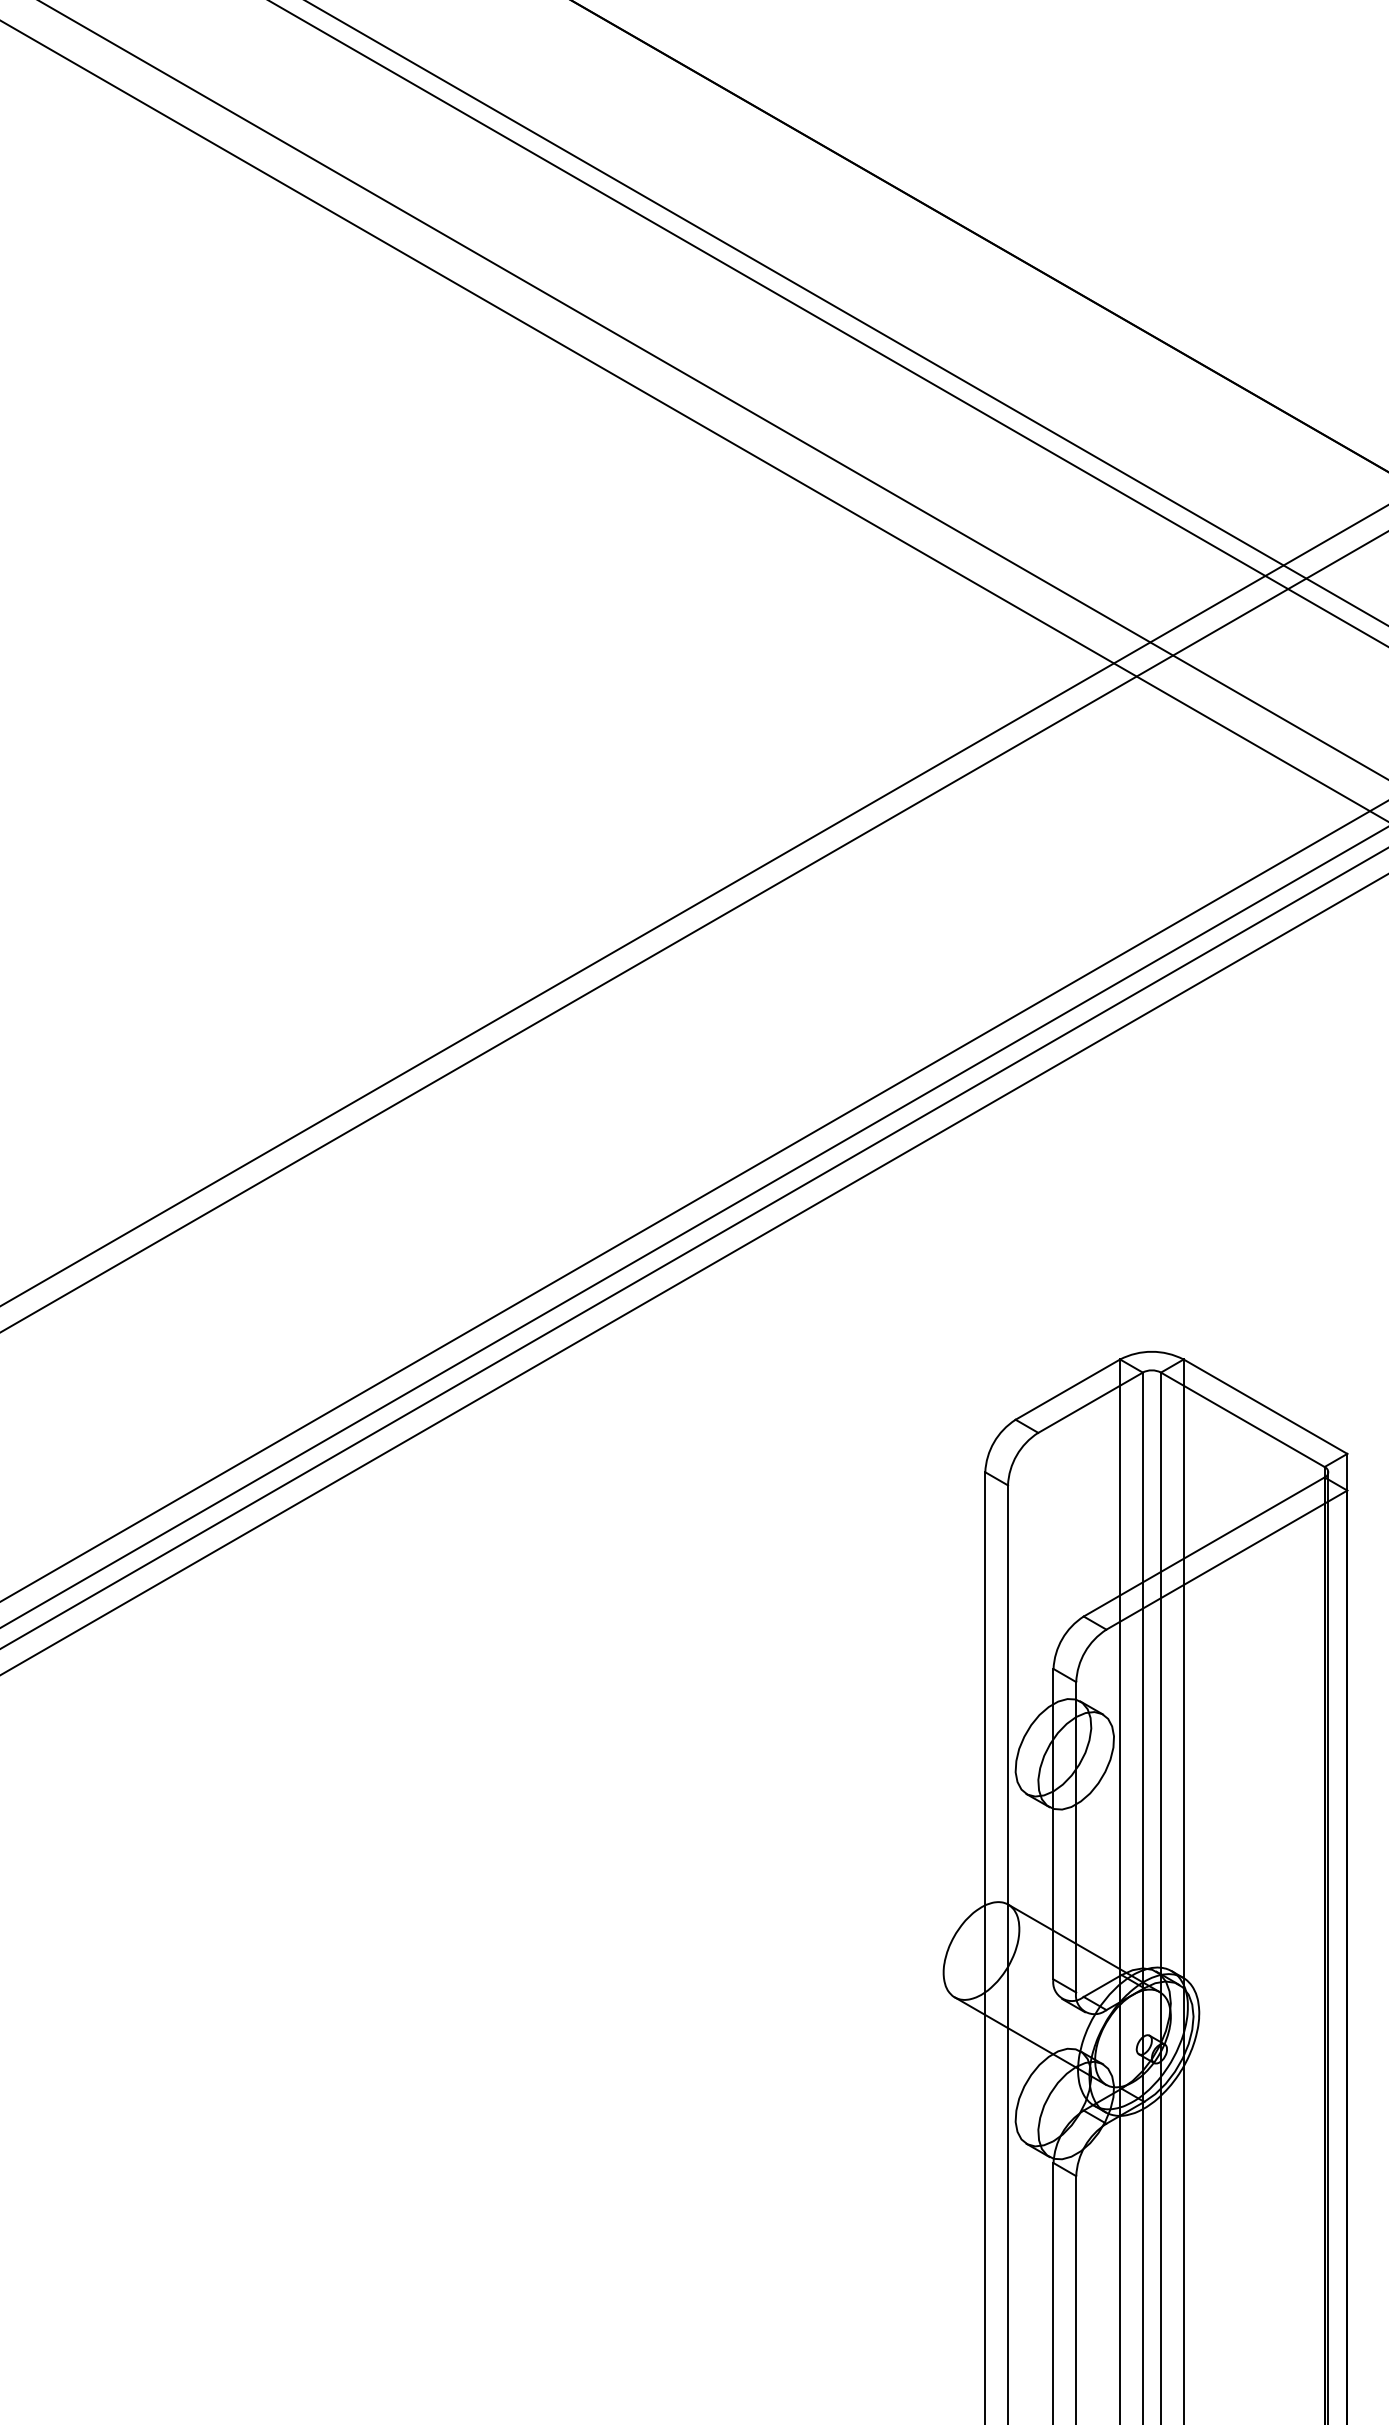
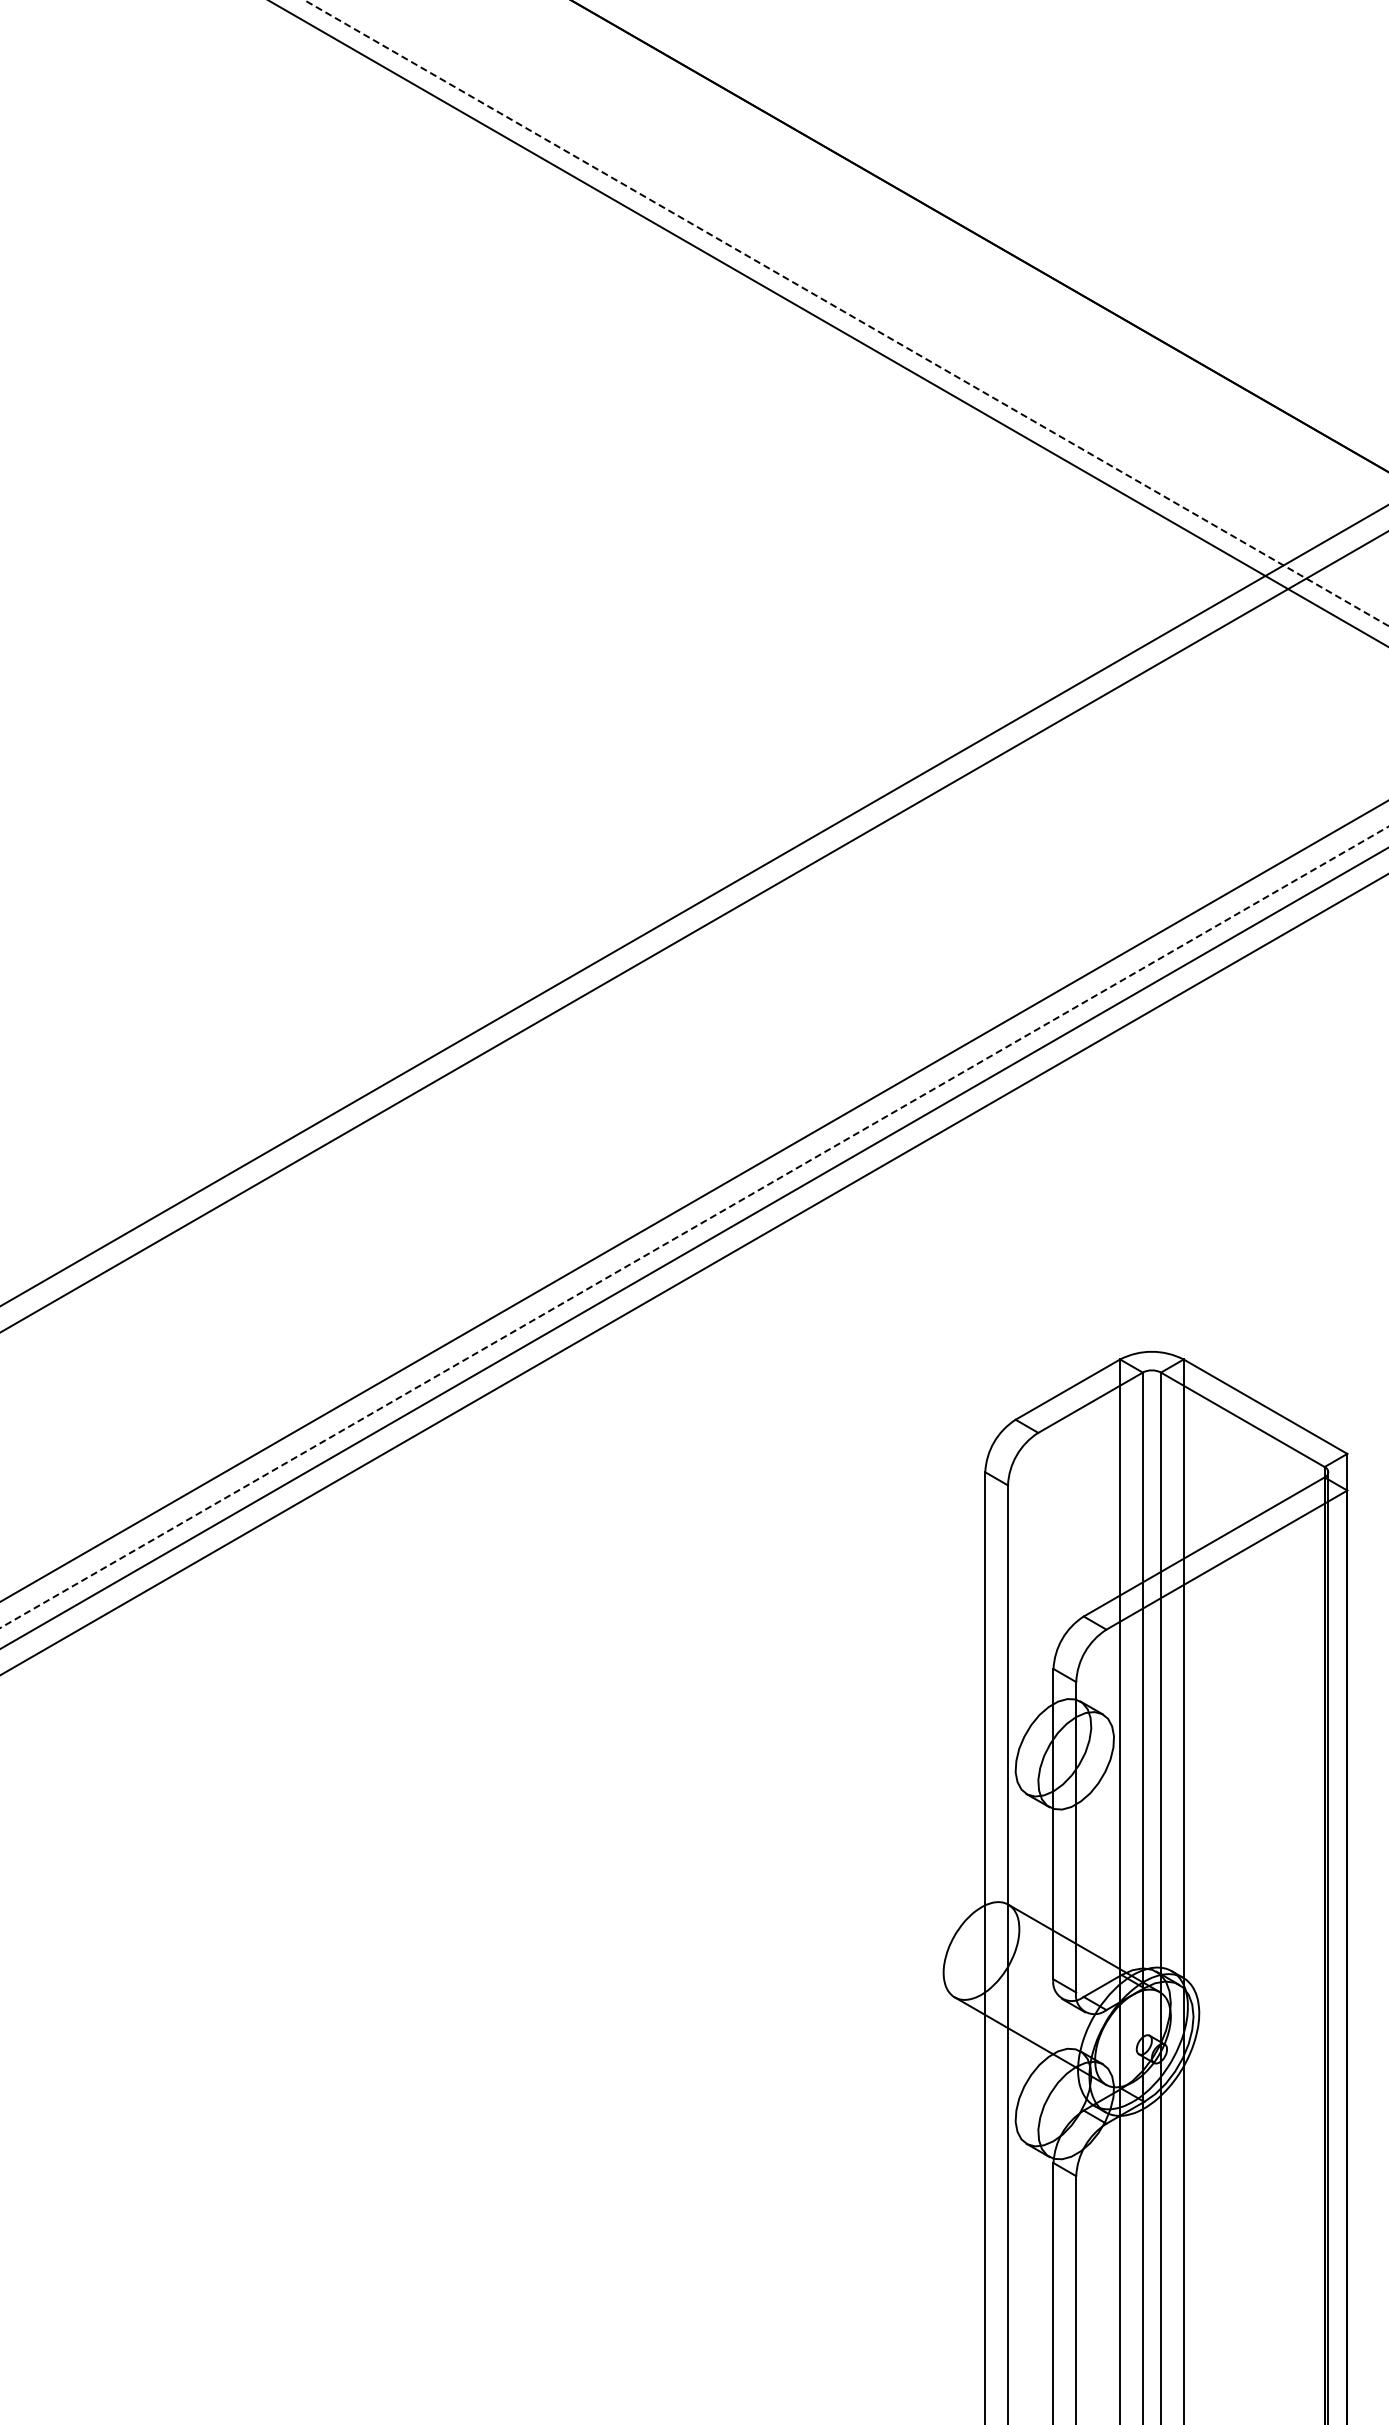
line: solid -> dashed (846, 312)
line: present -> none (713, 390)
line: present -> none (693, 420)
line: solid -> dashed (695, 1226)
